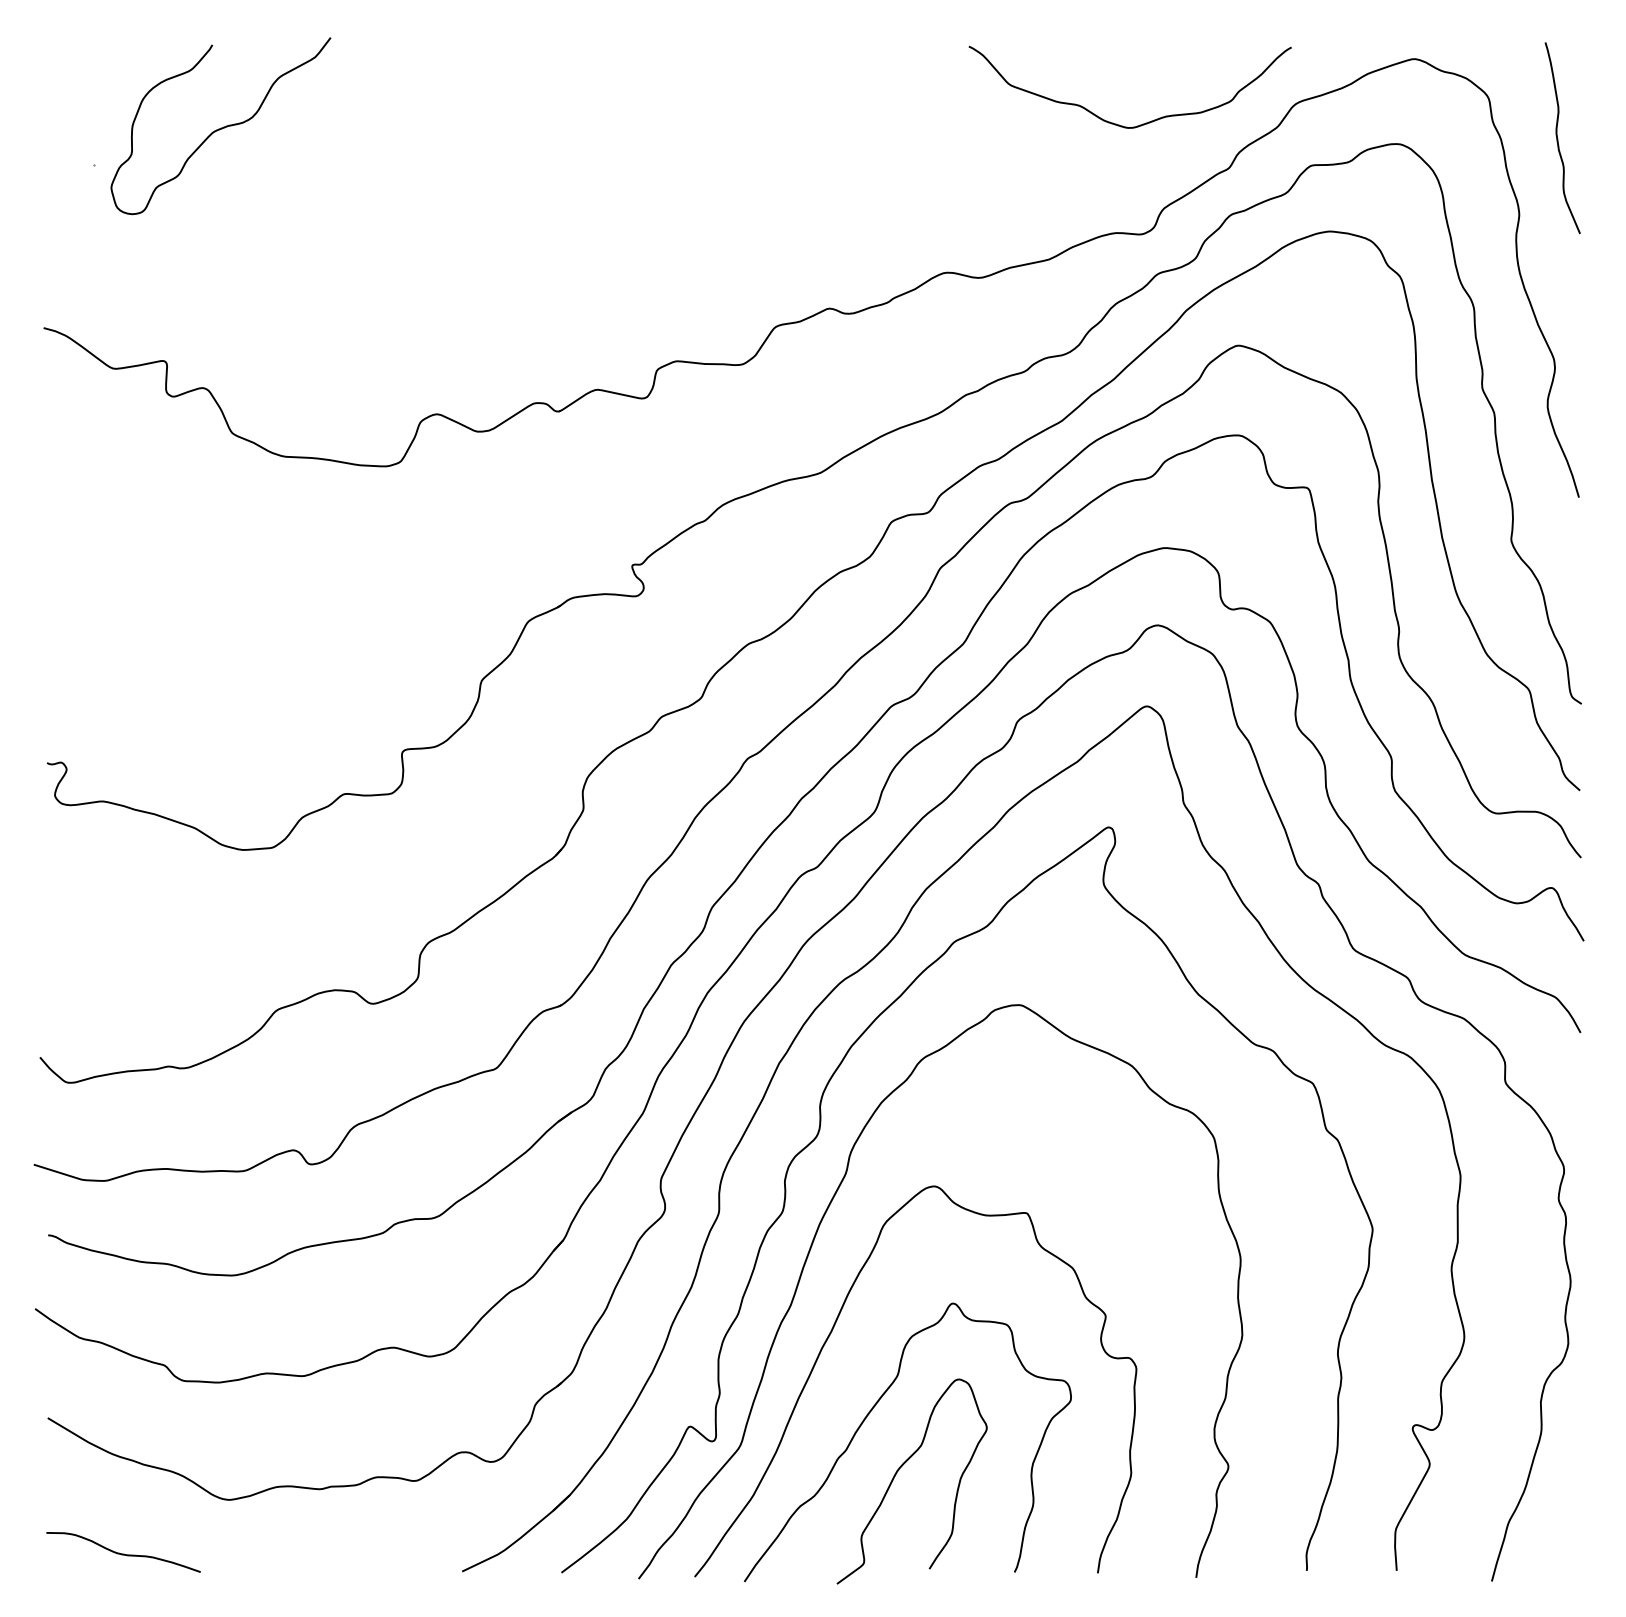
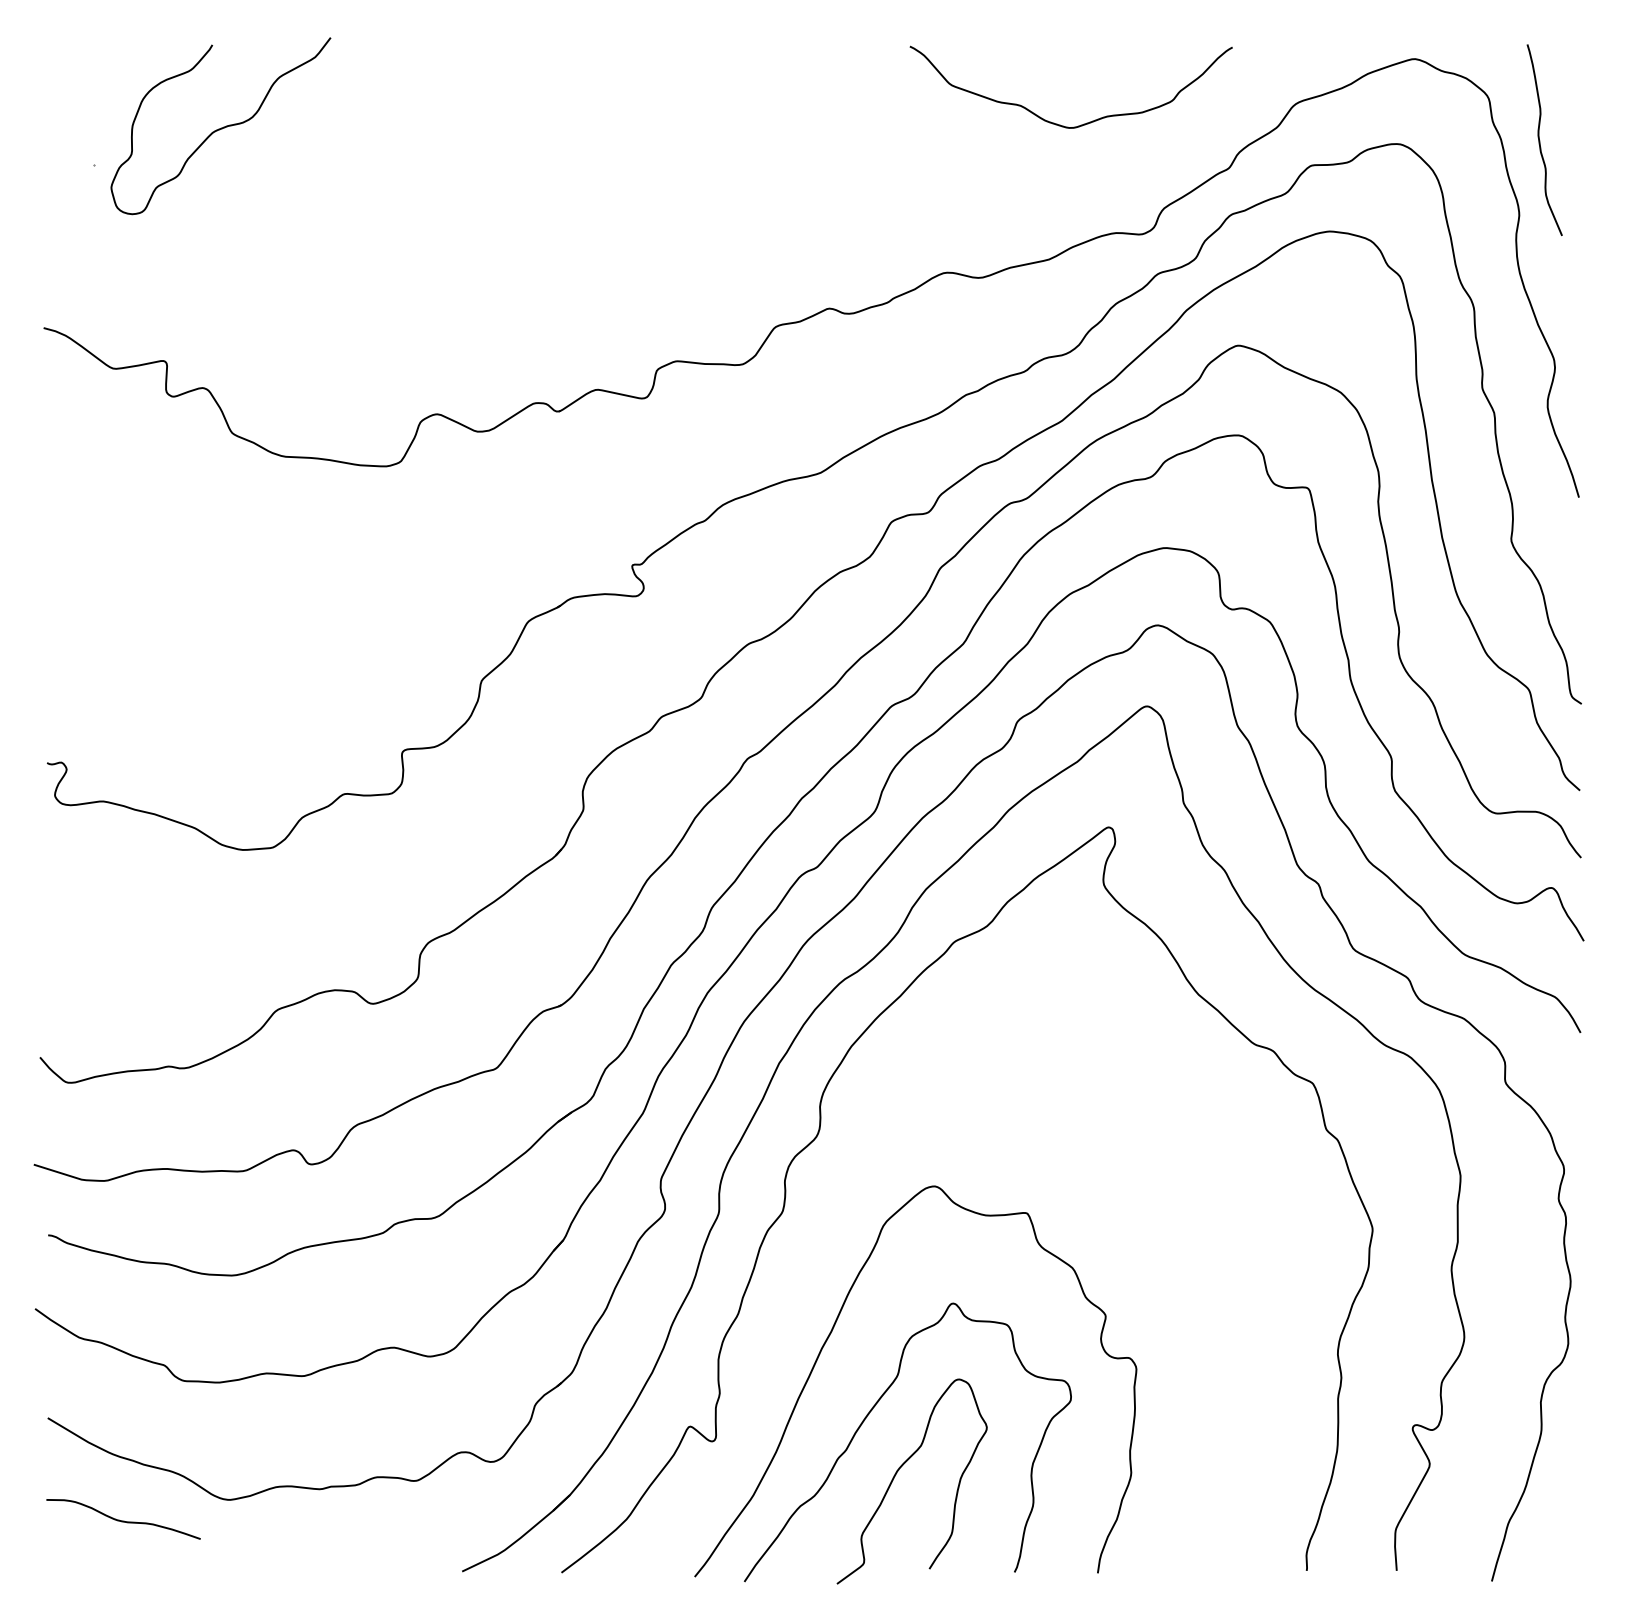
curve position: (1116, 123) -> (1057, 123) (1057, 123)
curve position: (1558, 138) -> (1540, 140) (1540, 140)
curve: present -> none (812, 1246)
curve position: (123, 1553) -> (123, 1520) (123, 1520)
